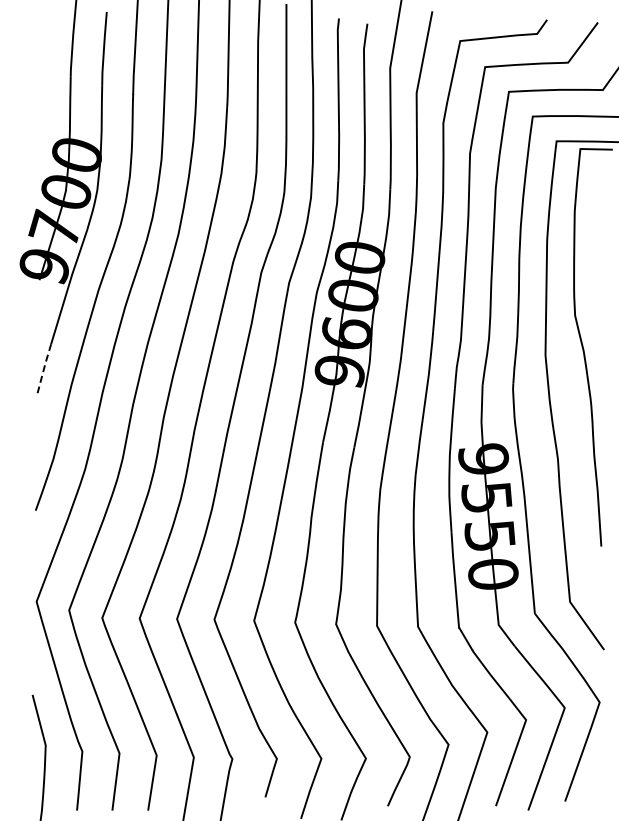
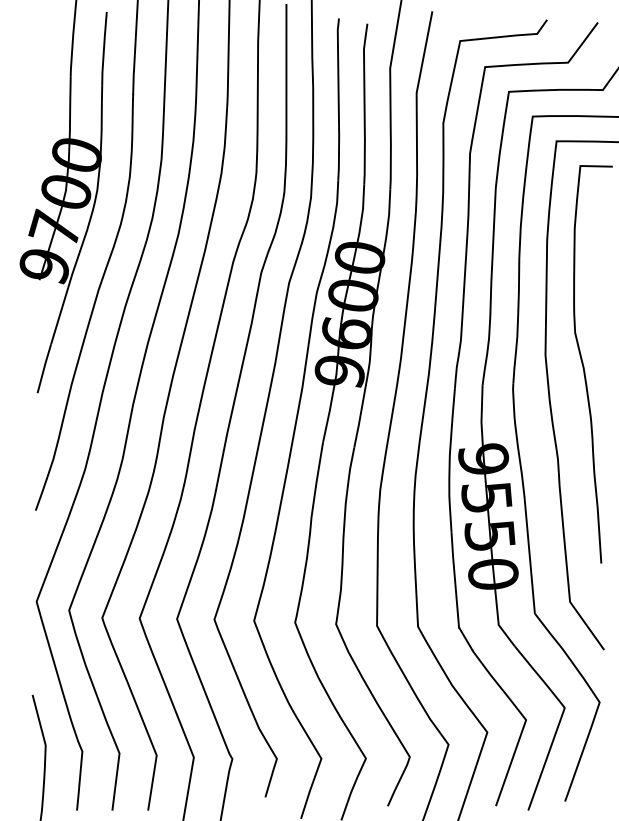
curve position: (584, 349) -> (584, 366) (584, 366)
line: dashed -> solid (44, 368)
